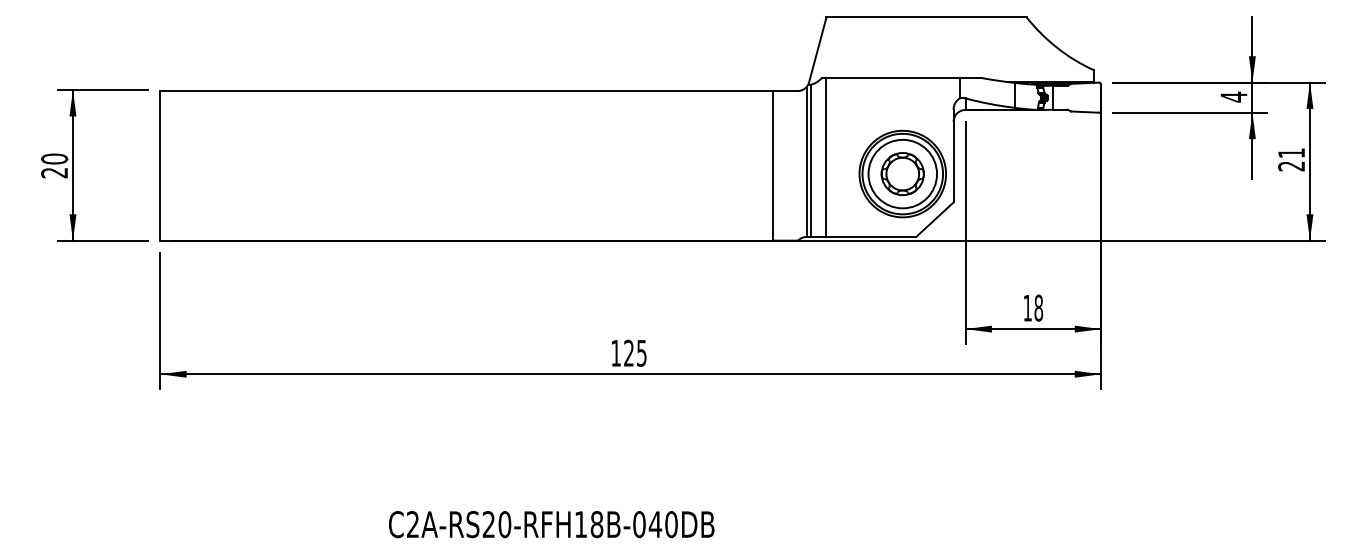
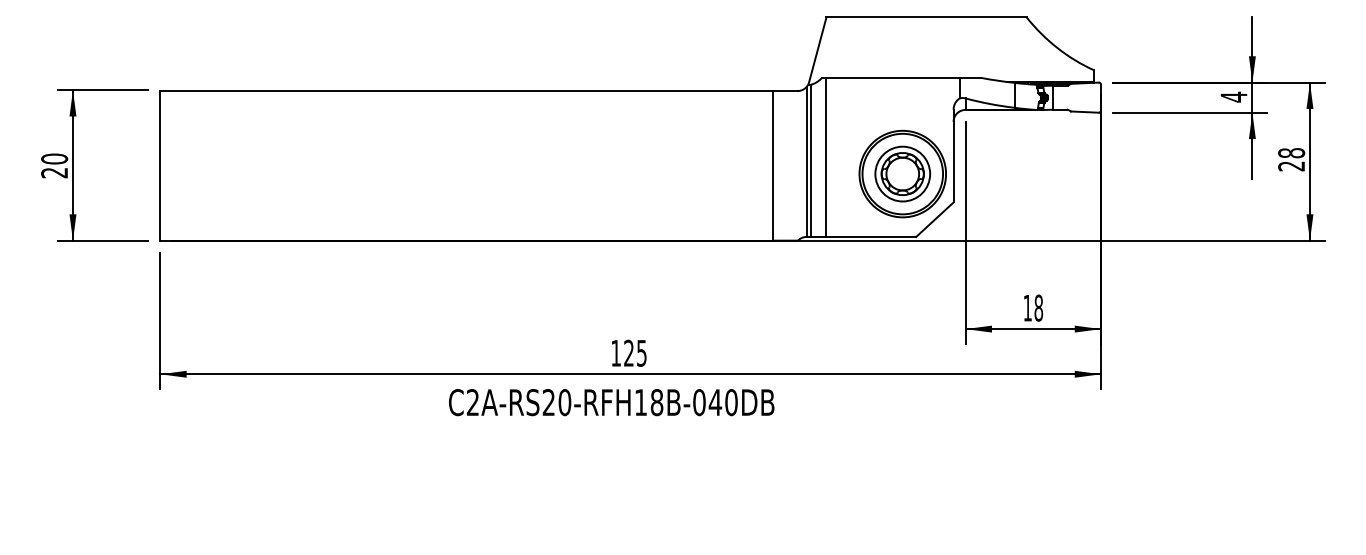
text: 21 -> 28 (1291, 153)
circle diameter: 68 px -> 55 px (902, 173)
text position: (551, 524) -> (611, 402) (611, 402)
